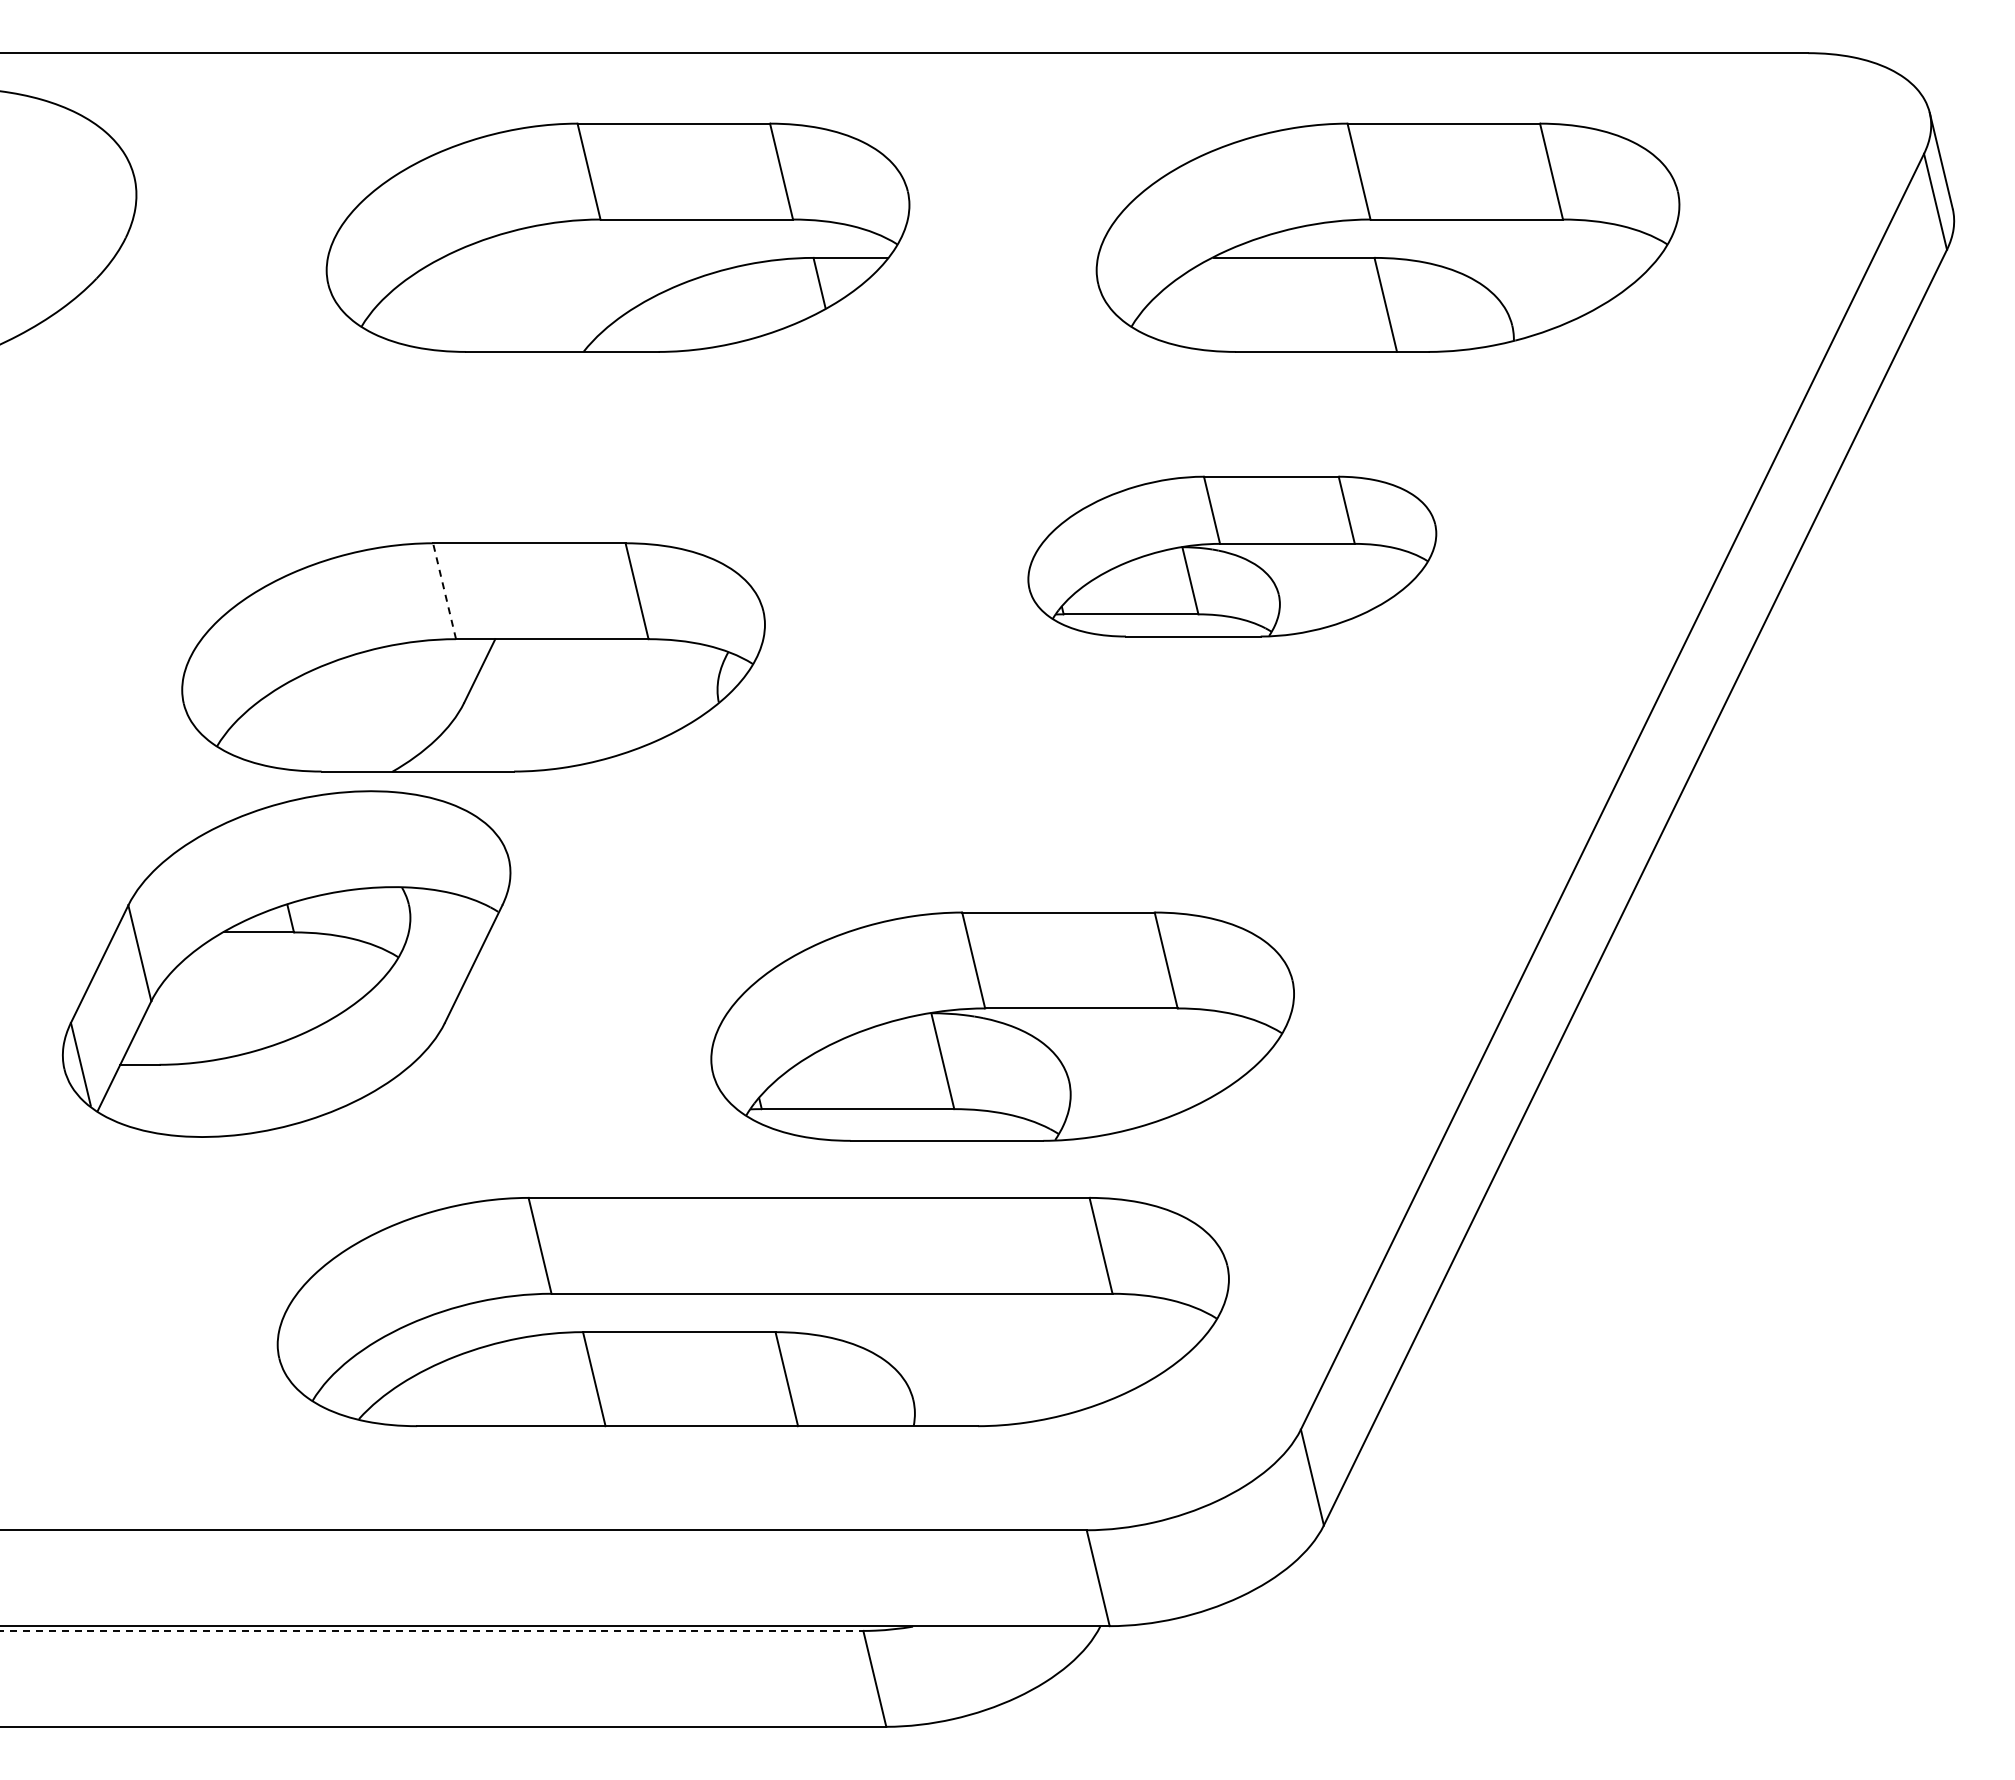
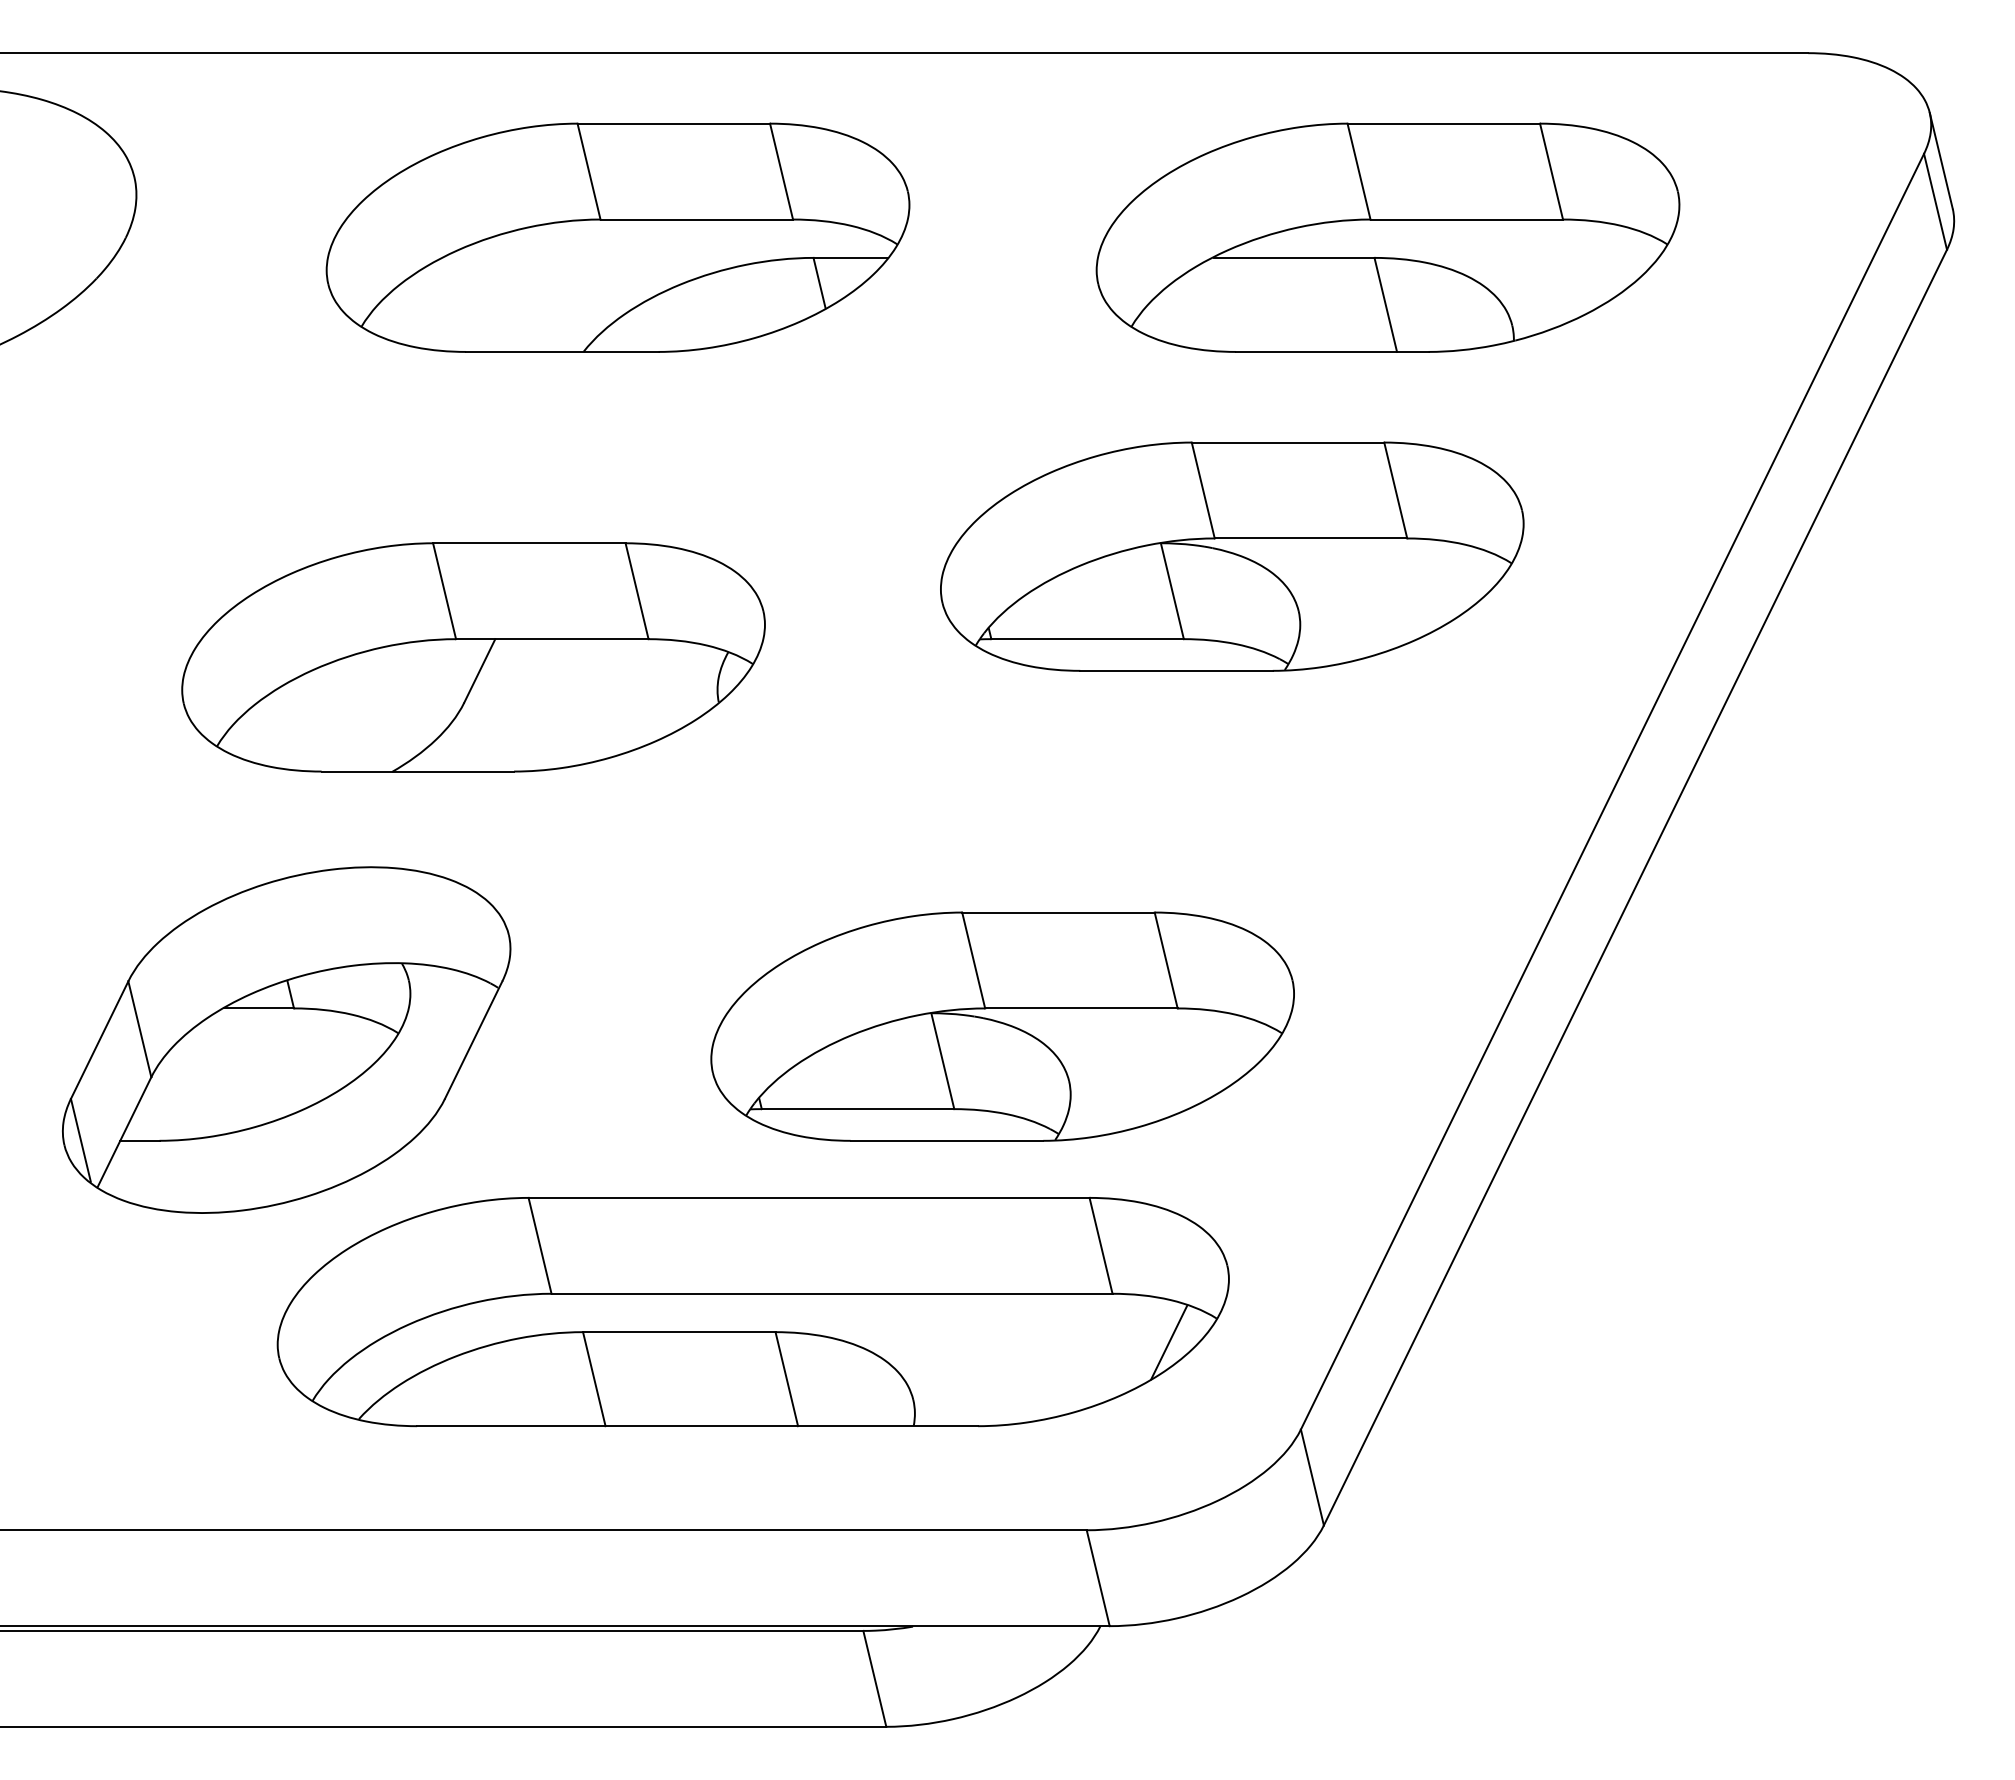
part size: 411x163 px -> 585x231 px (1232, 556)
line: dashed -> solid (444, 590)
part position: (286, 963) -> (286, 1039) (286, 1039)
line: none -> present (1169, 1342)
line: dashed -> solid (432, 1630)
